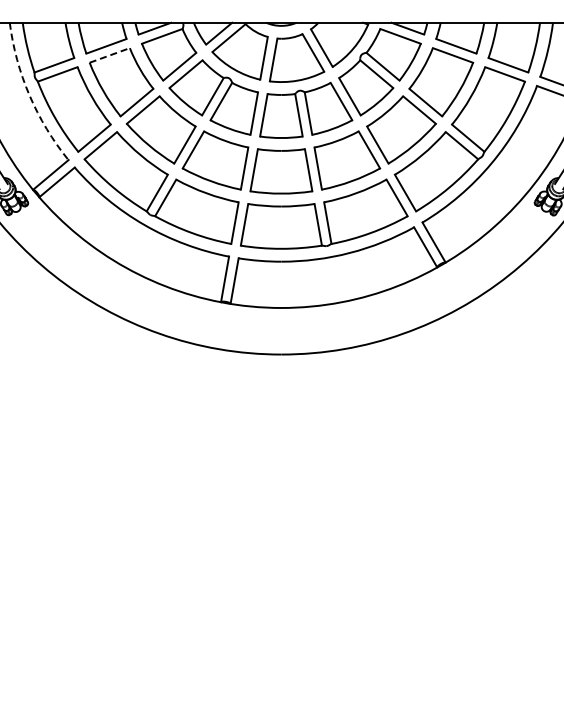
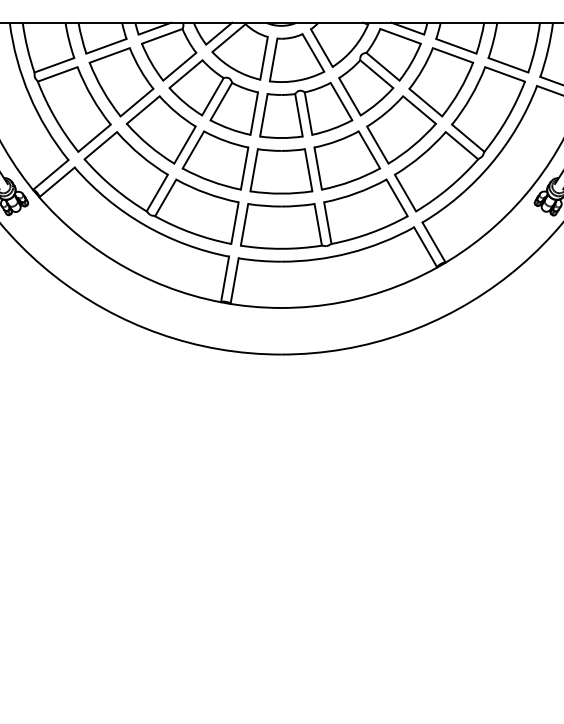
line: dashed -> solid (110, 55)
arc: dashed -> solid (29, 95)
